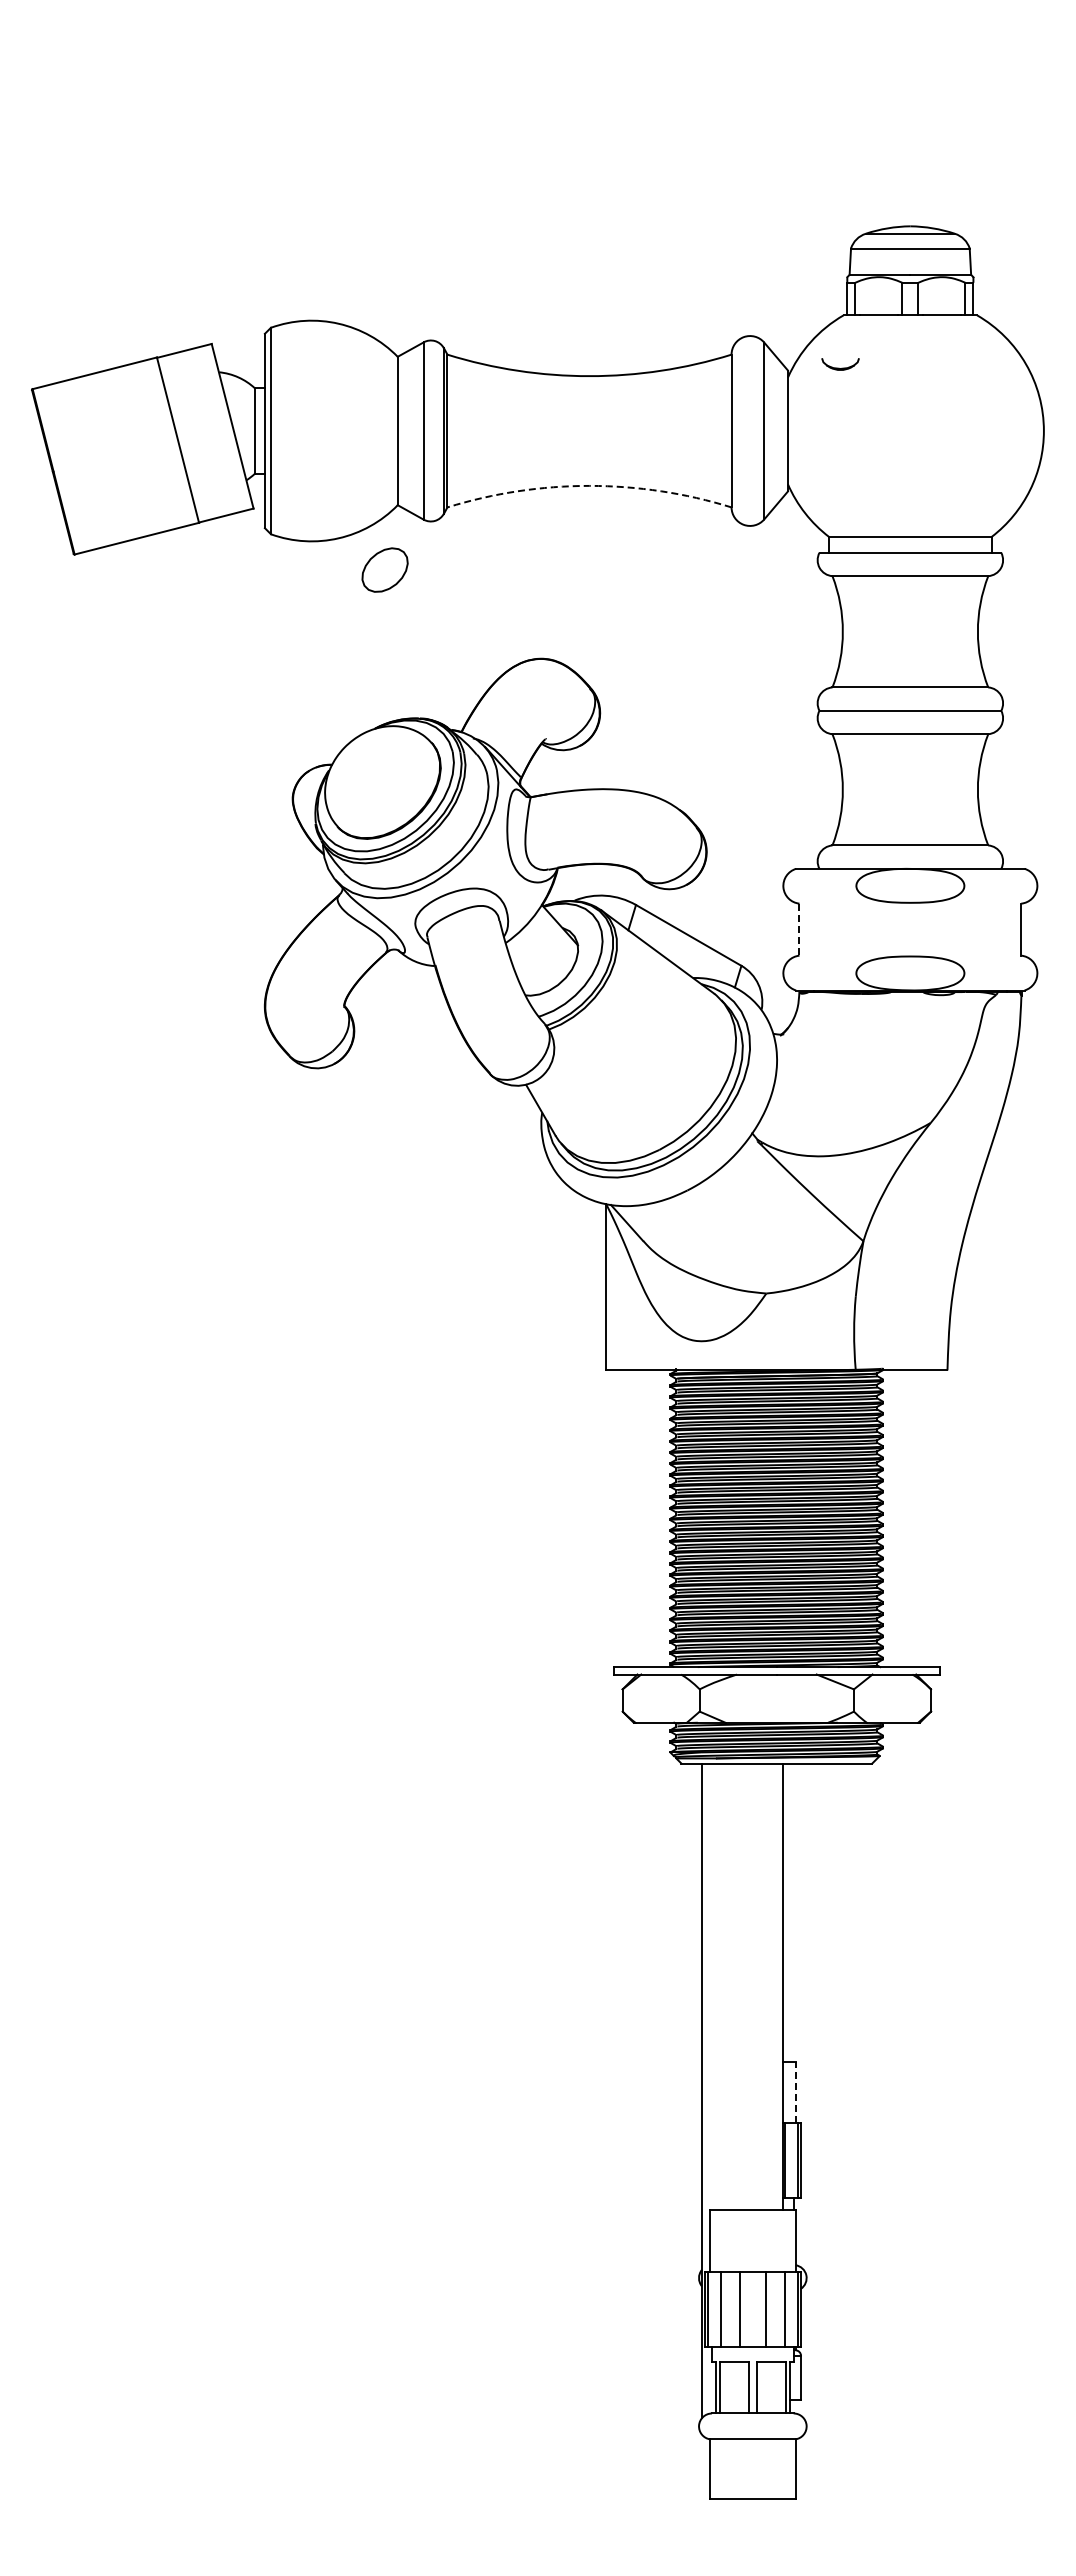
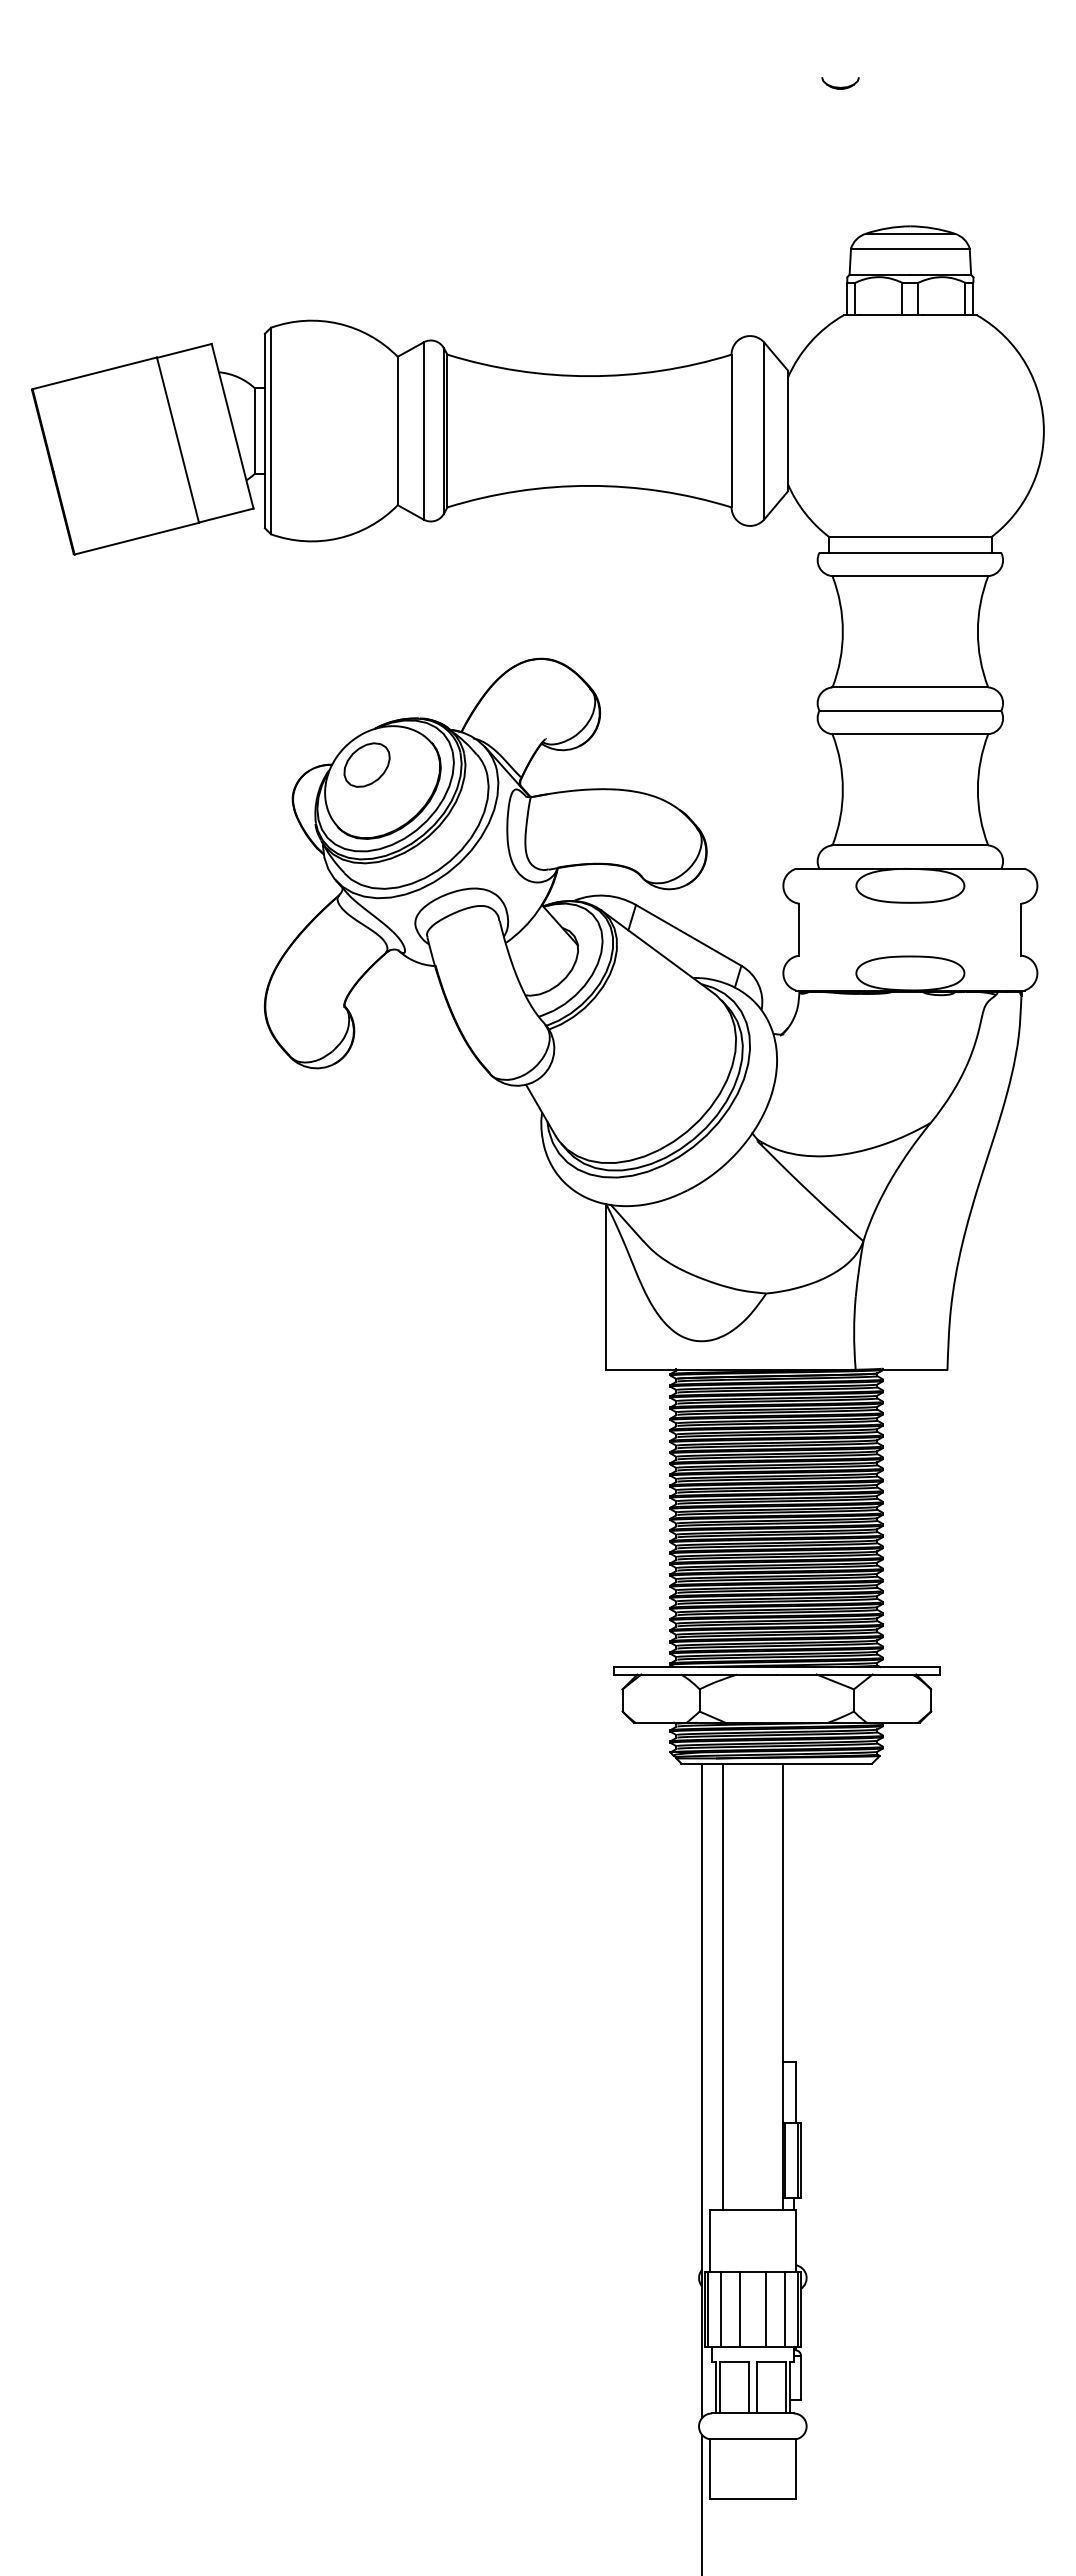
part position: (840, 364) -> (840, 83) (840, 83)
arc: dashed -> solid (589, 485)
part position: (384, 569) -> (366, 764) (366, 764)
line: dashed -> solid (799, 929)
line: none -> present (723, 1986)
line: dashed -> solid (795, 2092)
line: none -> present (701, 2503)
